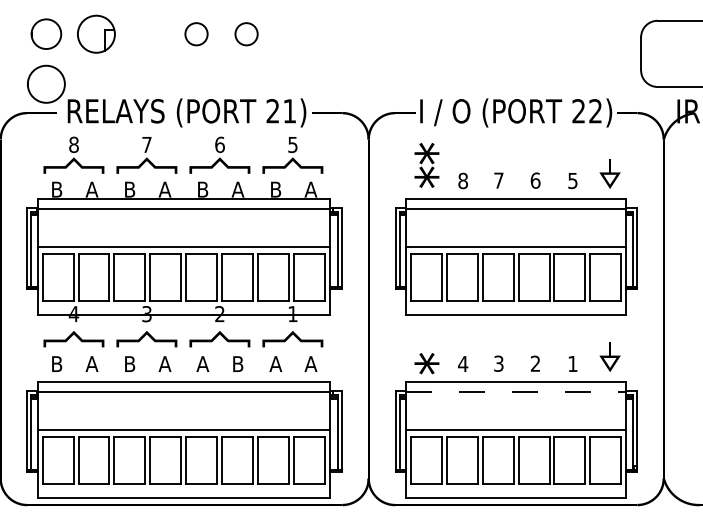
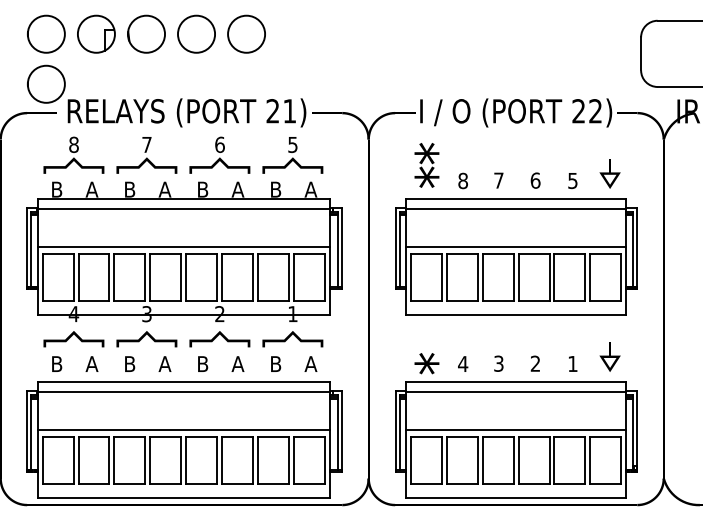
circle size: 33x32 px -> 39x40 px (46, 33)
circle: none -> present (146, 33)
circle diameter: 22 px -> 37 px (196, 33)
circle diameter: 22 px -> 37 px (246, 33)
text: A -> B (202, 363)
text: B -> A (237, 363)
text: A -> B (275, 363)
line: dashed -> solid (516, 392)
